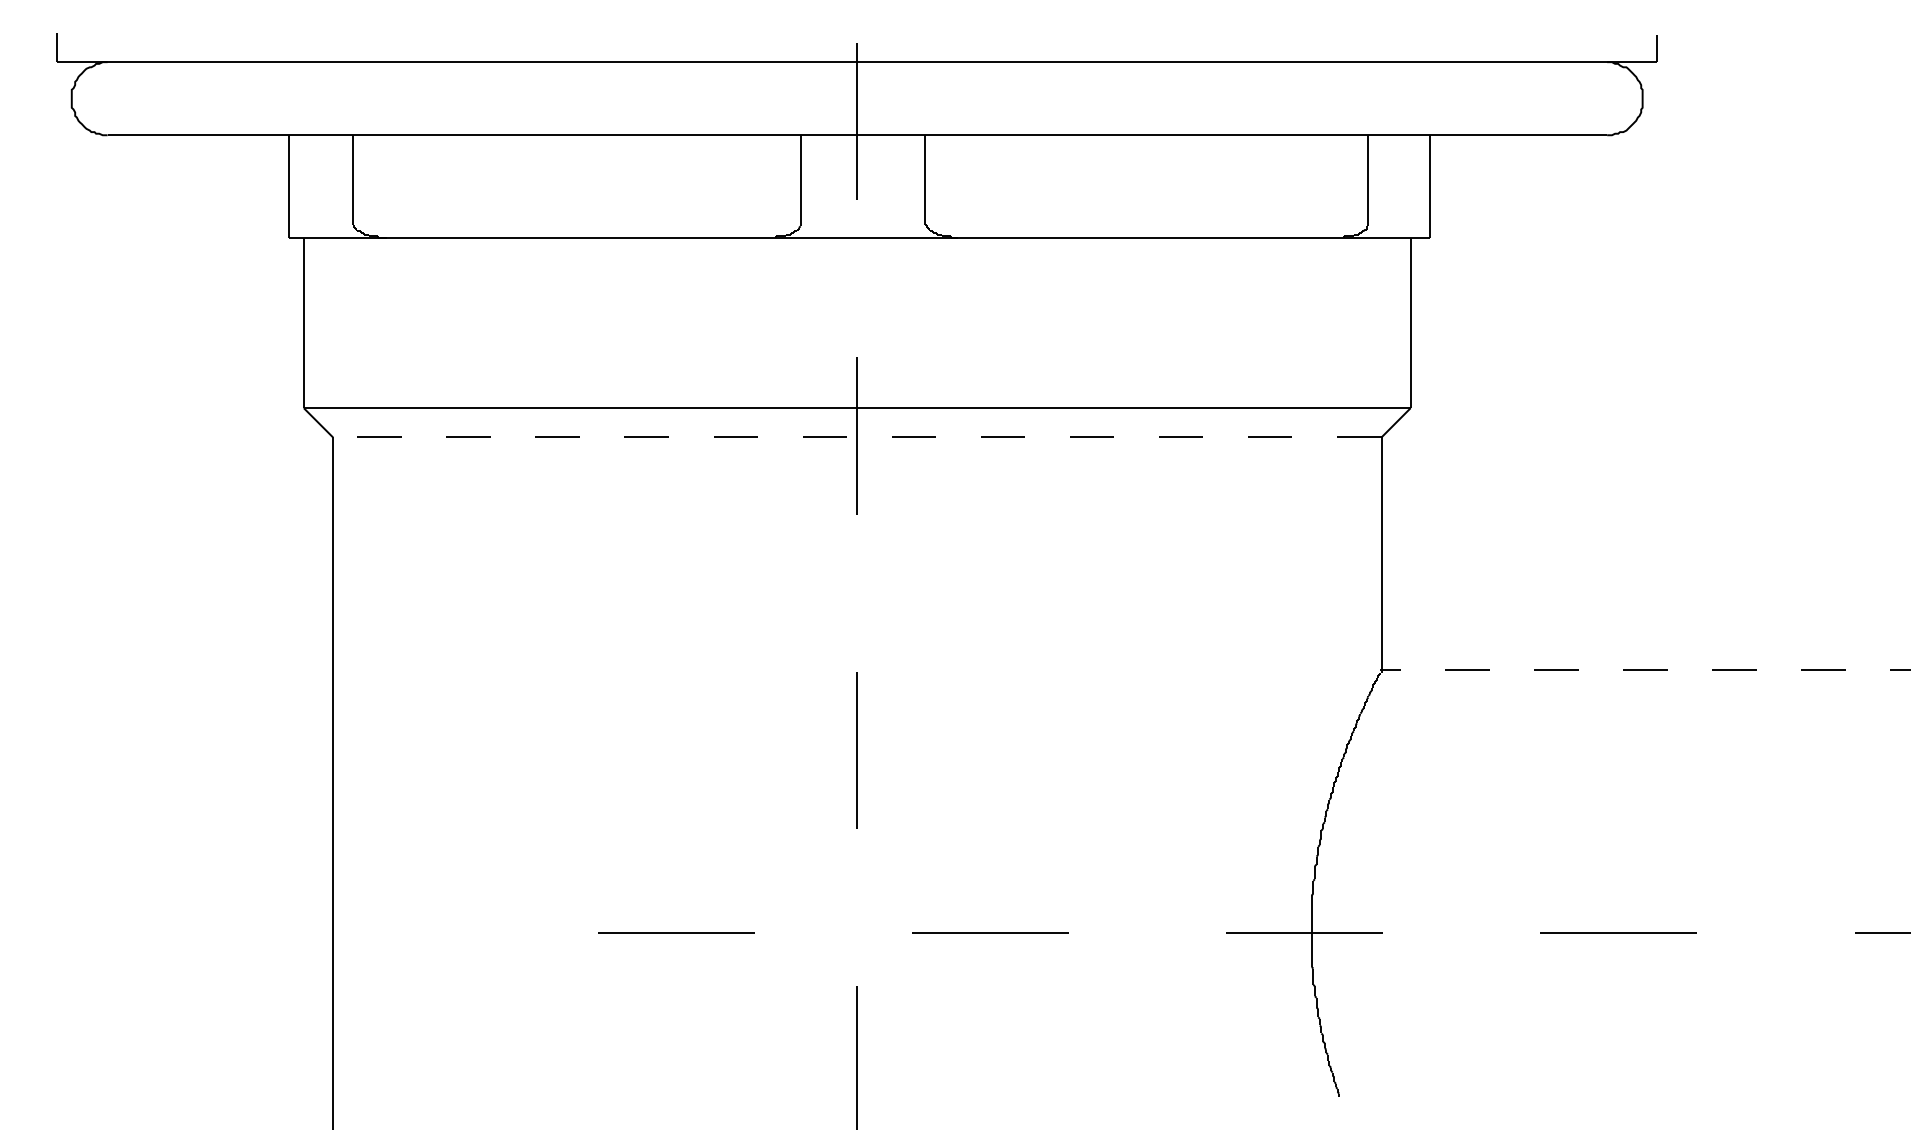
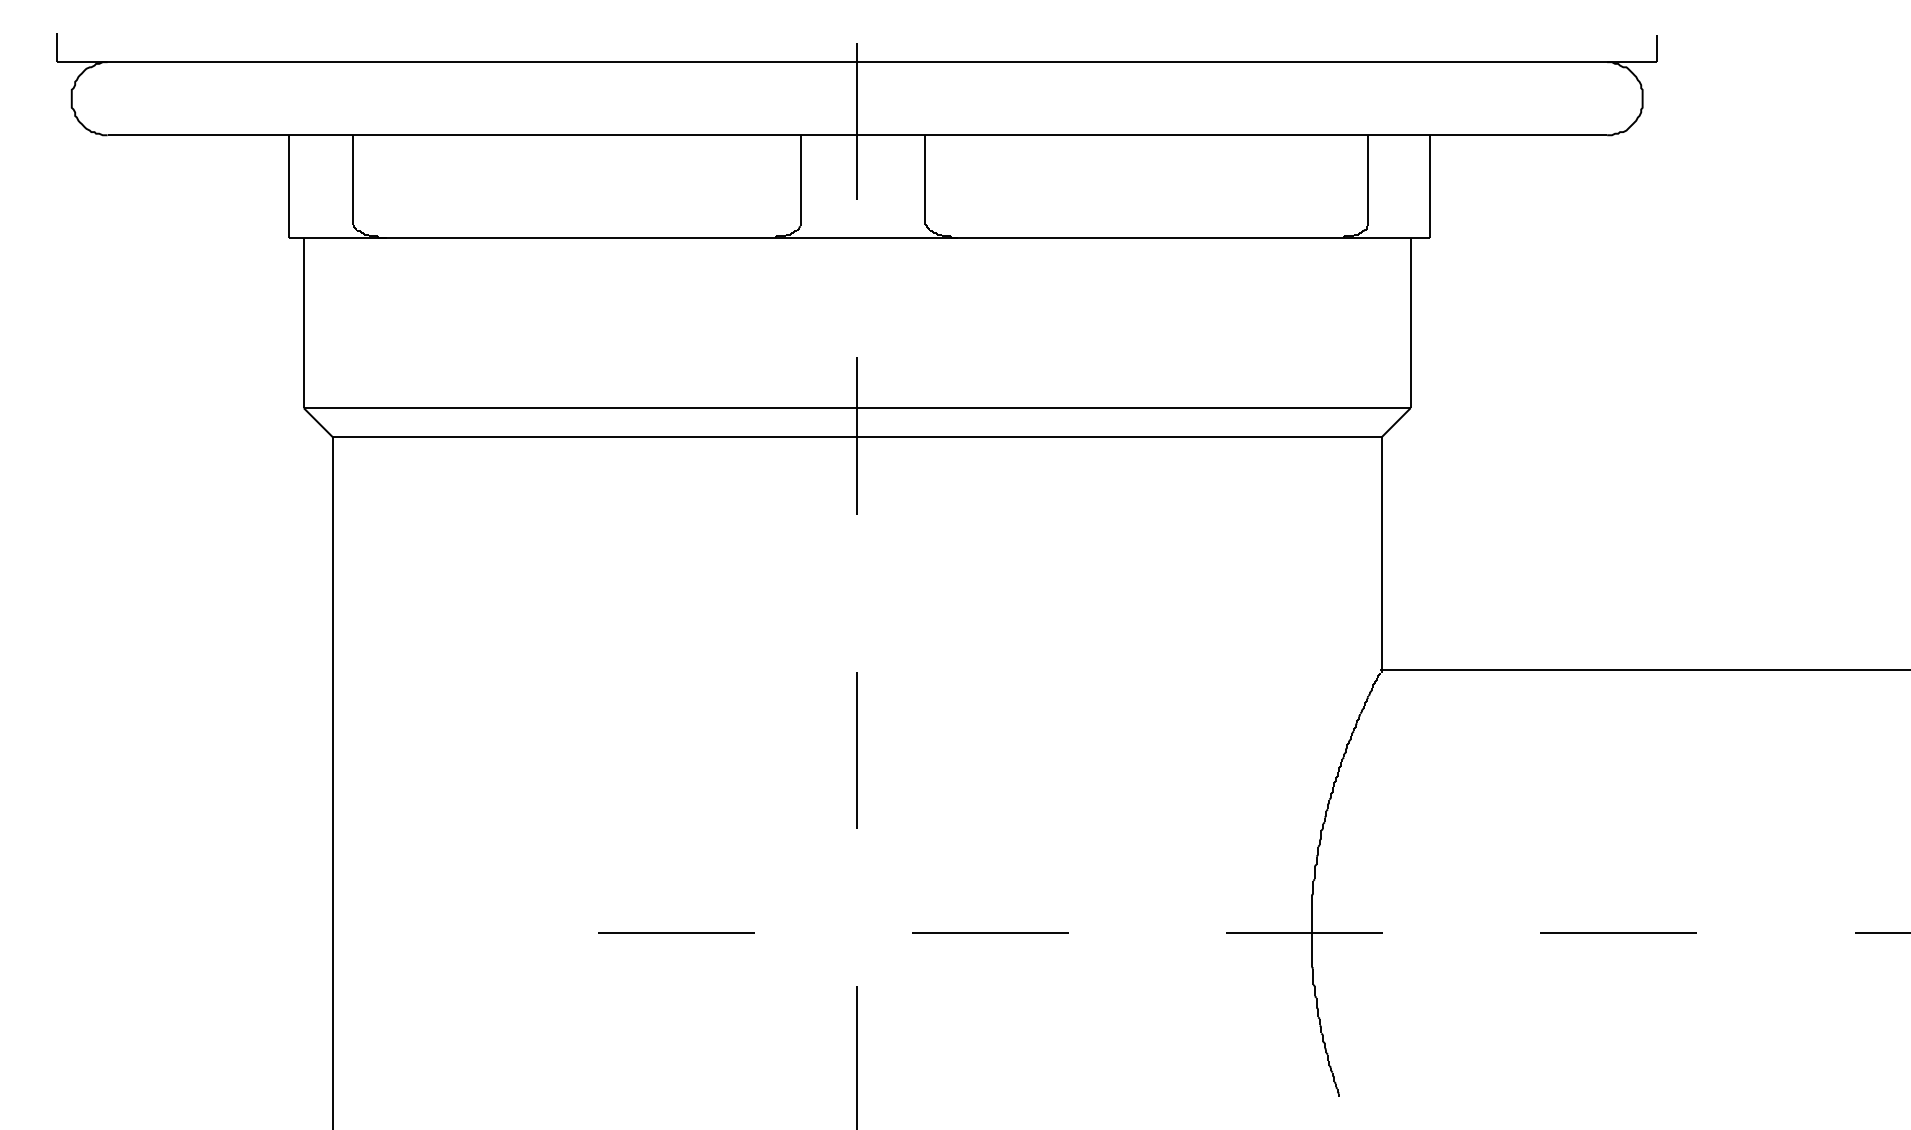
line: dashed -> solid (856, 437)
line: dashed -> solid (1644, 669)
